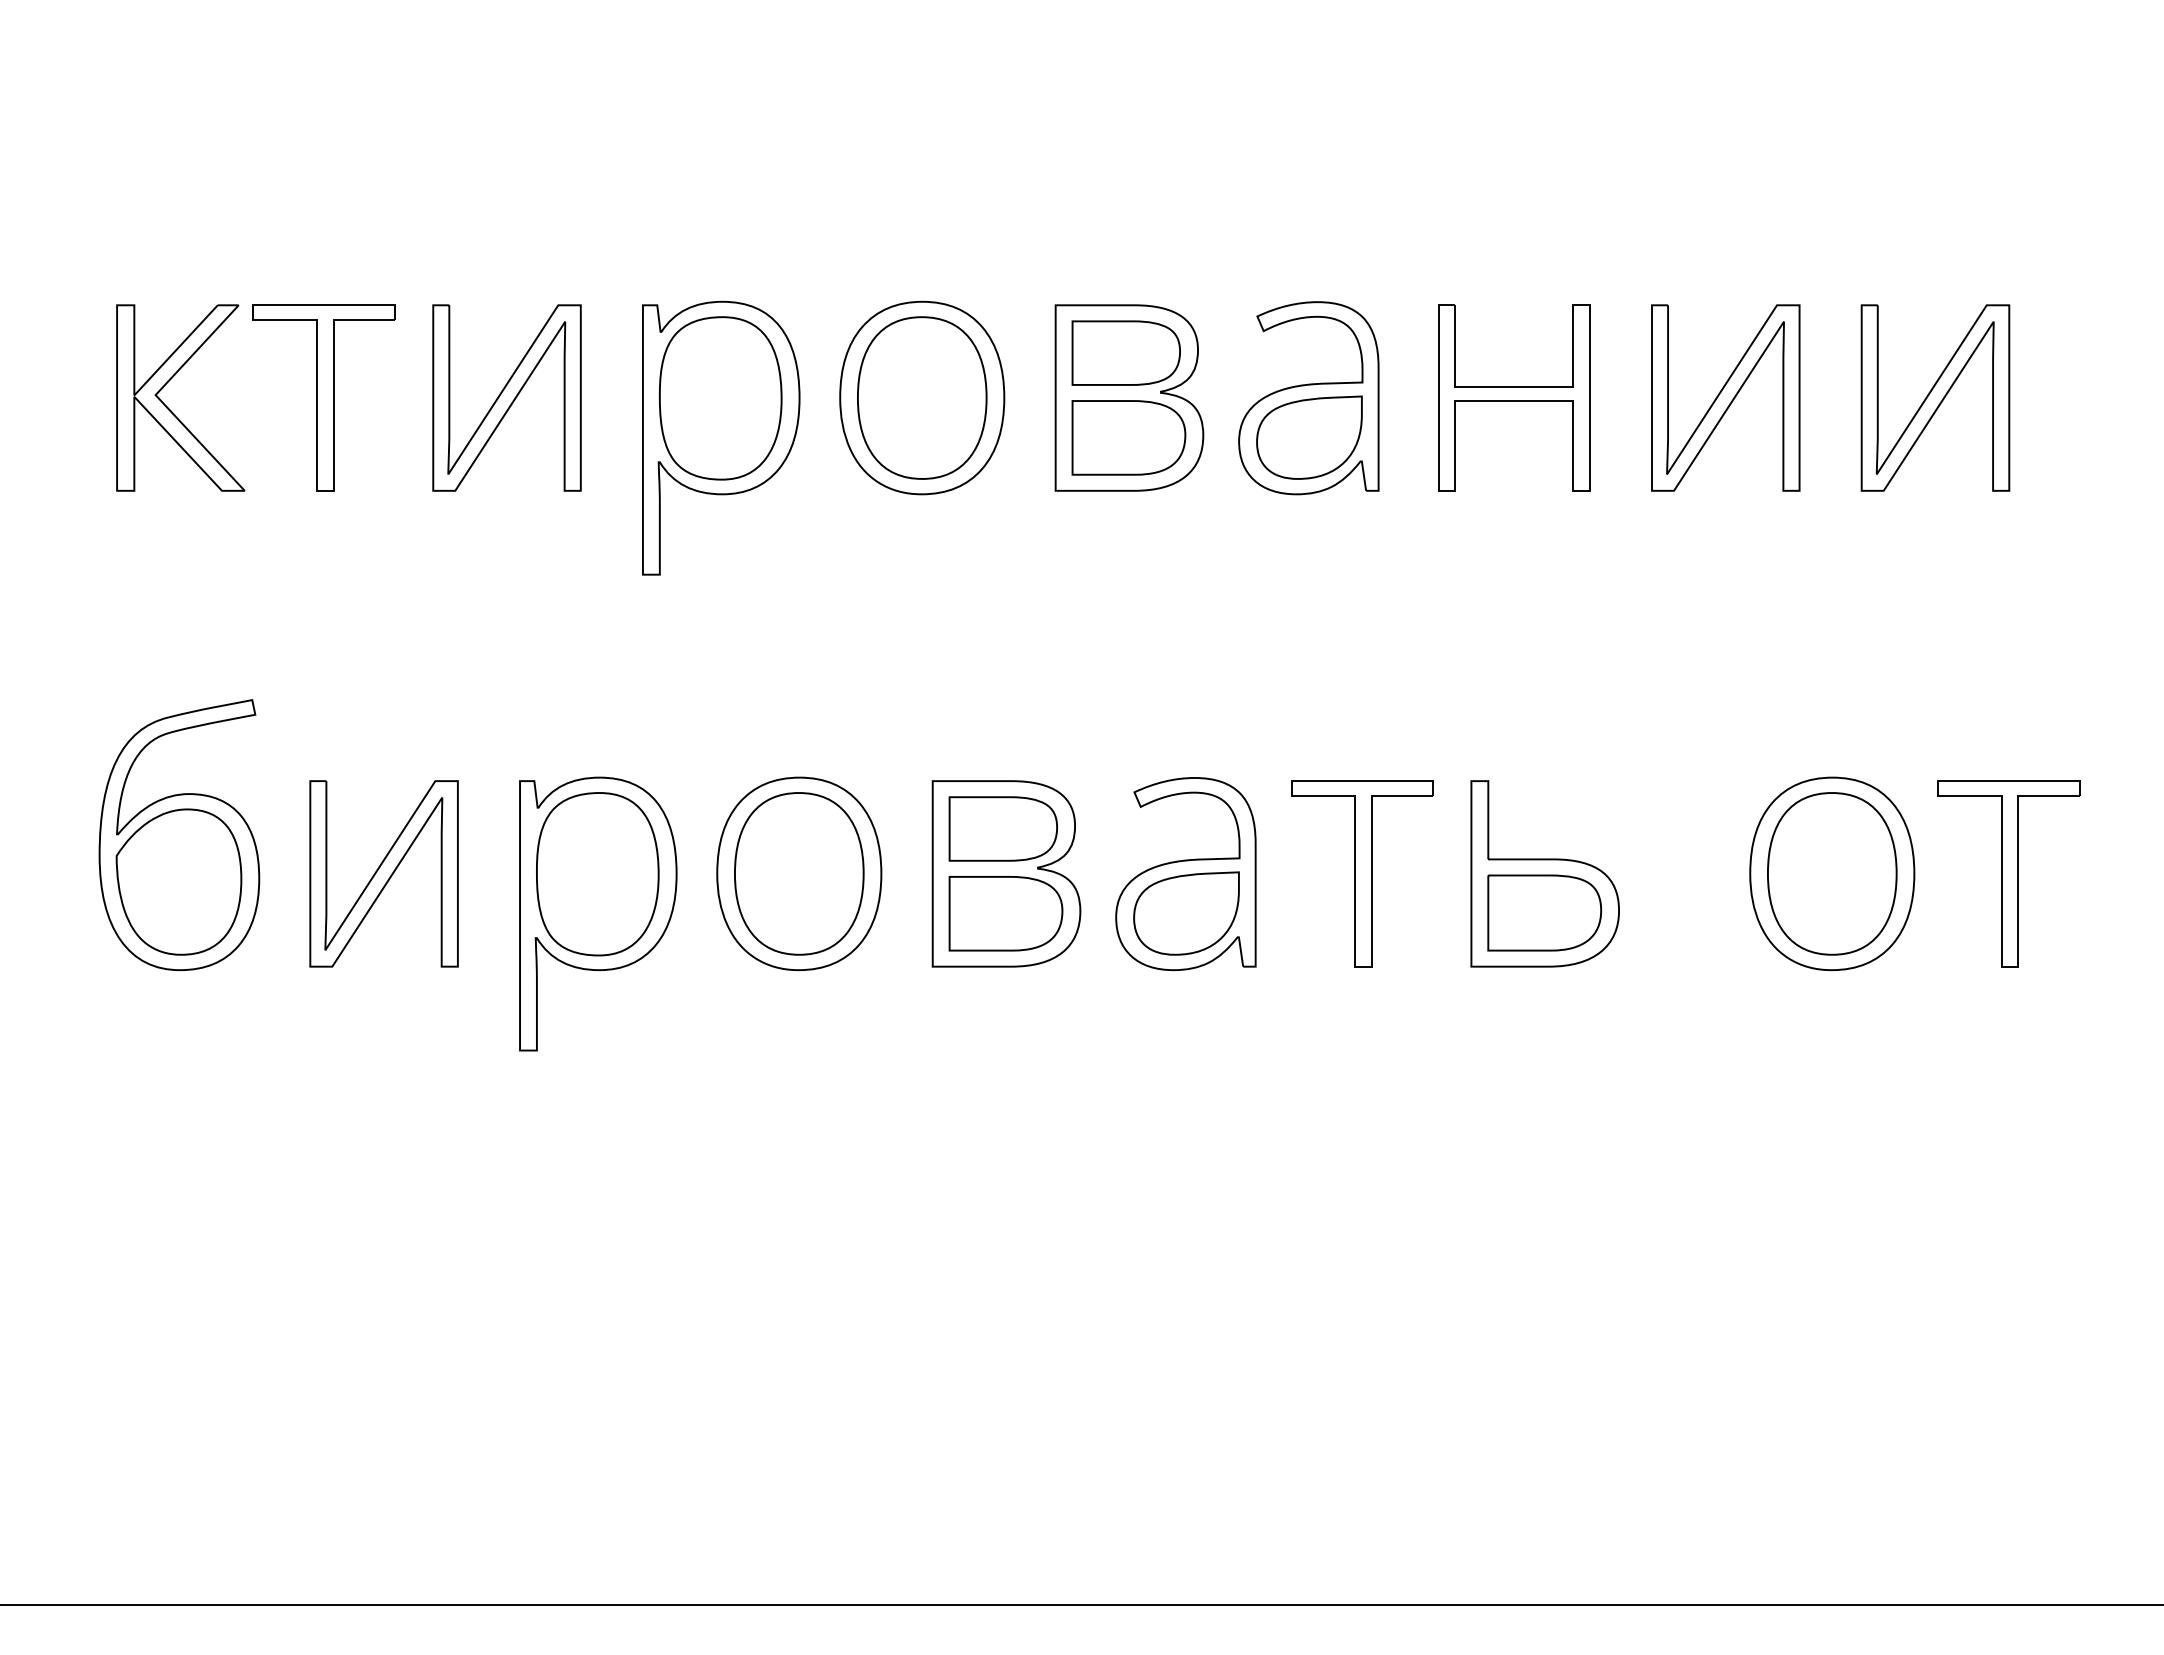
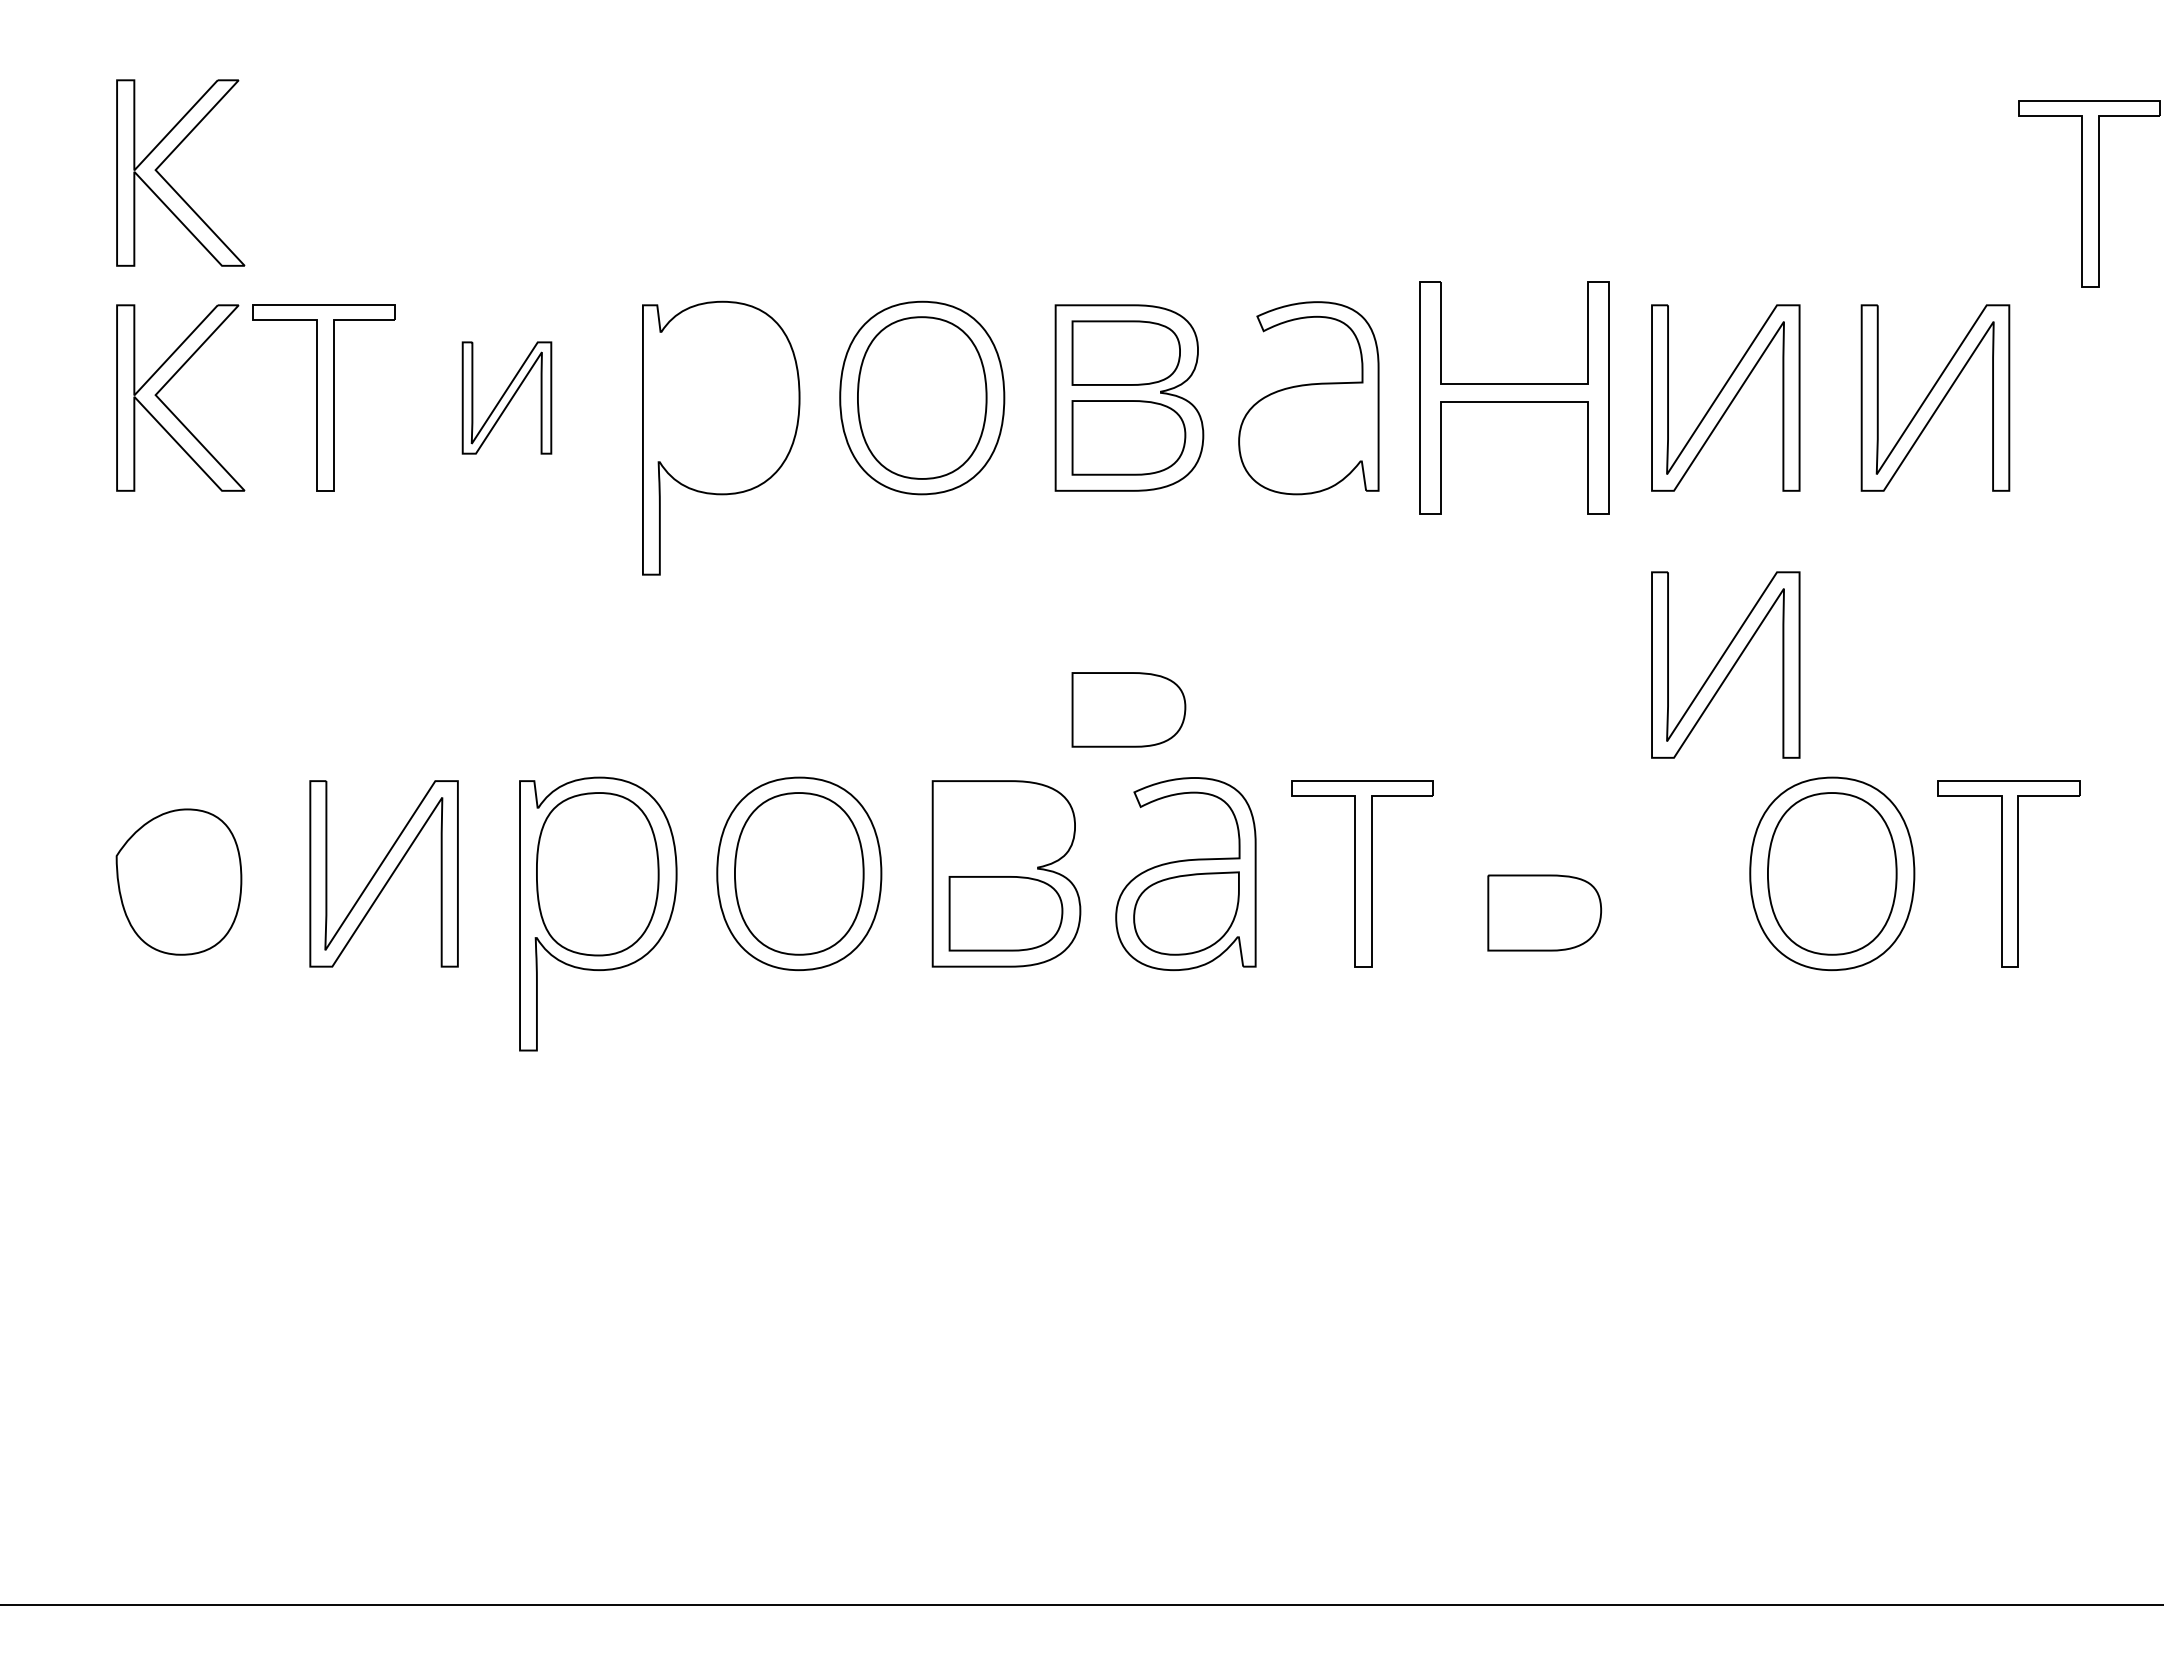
part: none -> present (169, 183)
part: none -> present (2089, 193)
part size: 150x188 px -> 92x114 px (506, 397)
part size: 153x188 px -> 191x234 px (1514, 397)
part: present -> none (720, 398)
part: present -> none (1309, 437)
part: none -> present (1725, 664)
part: none -> present (1128, 709)
part: present -> none (1002, 828)
part: present -> none (179, 835)
part: present -> none (1544, 873)
